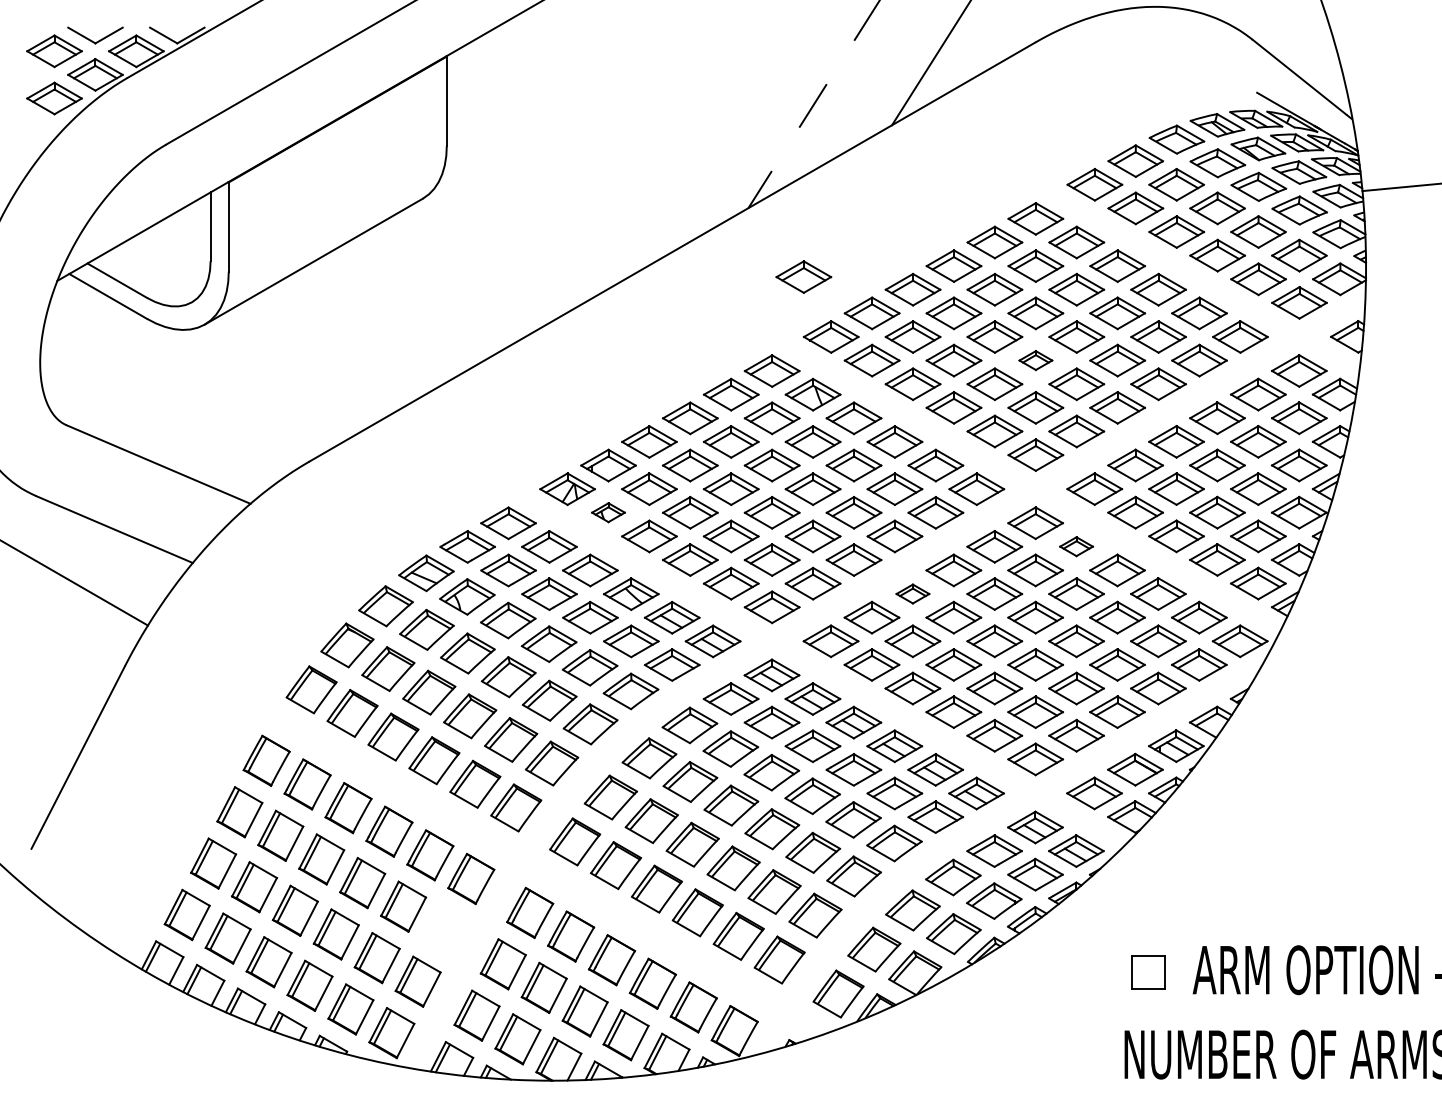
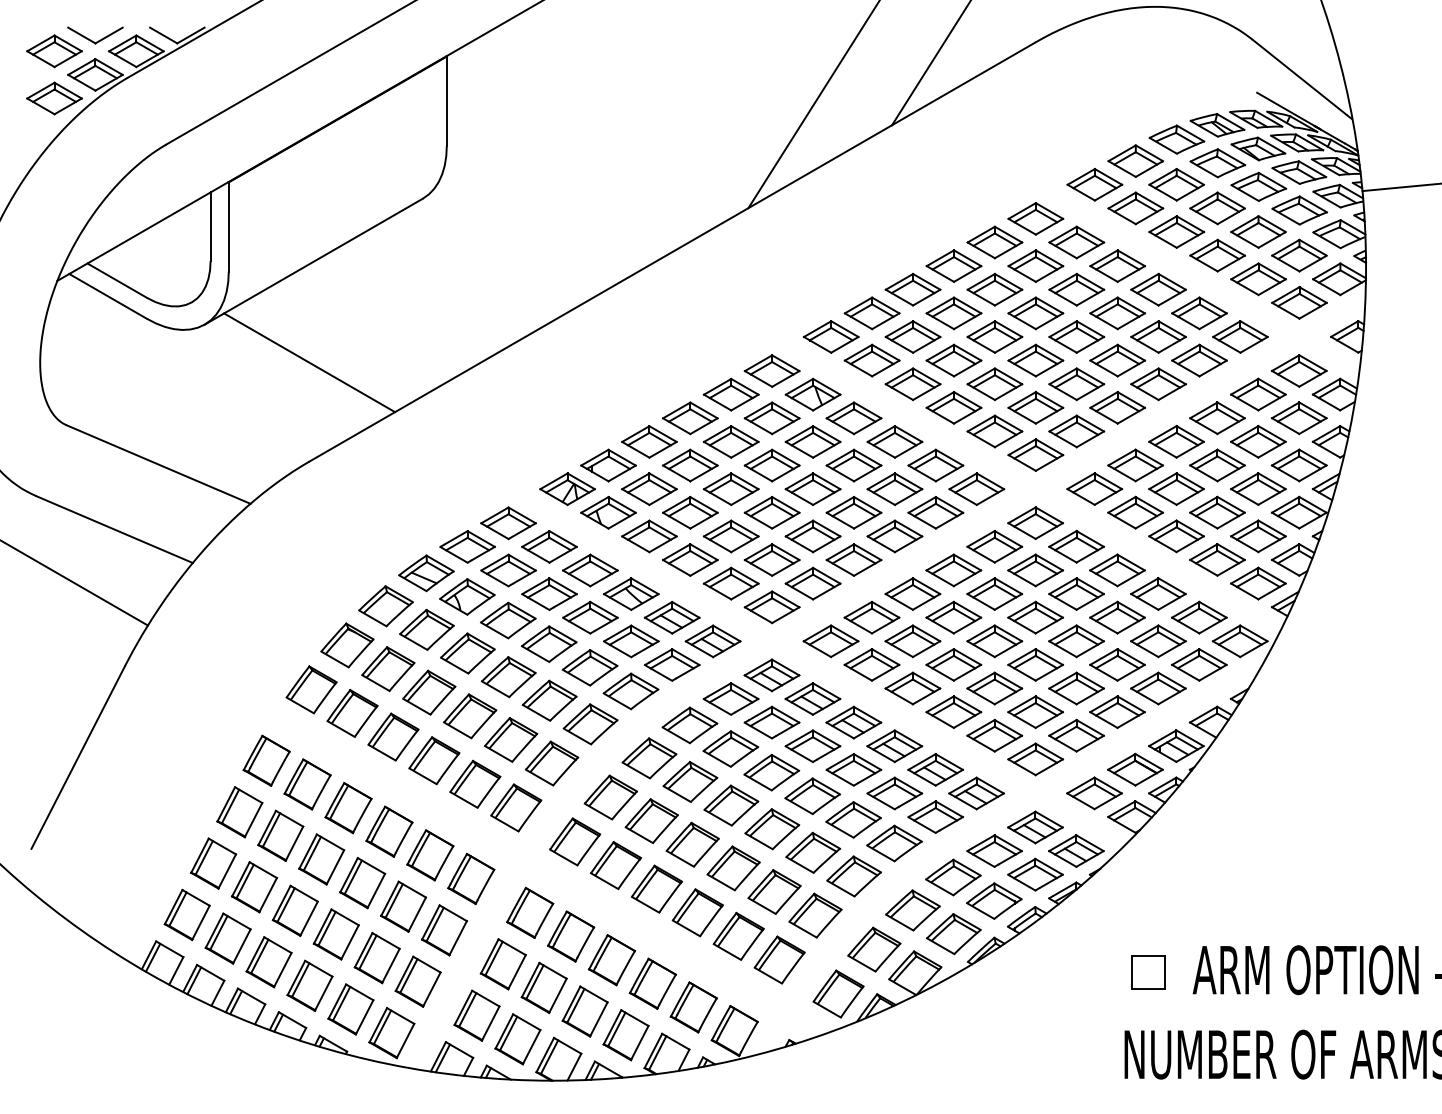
line: dashed -> solid (814, 104)
part: present -> none (803, 276)
part size: 36x22 px -> 58x35 px (1035, 360)
line: none -> present (309, 362)
part size: 35x22 px -> 57x35 px (608, 512)
part size: 35x22 px -> 57x35 px (1076, 546)
part size: 36x22 px -> 58x34 px (912, 593)
part: none -> present (444, 930)
